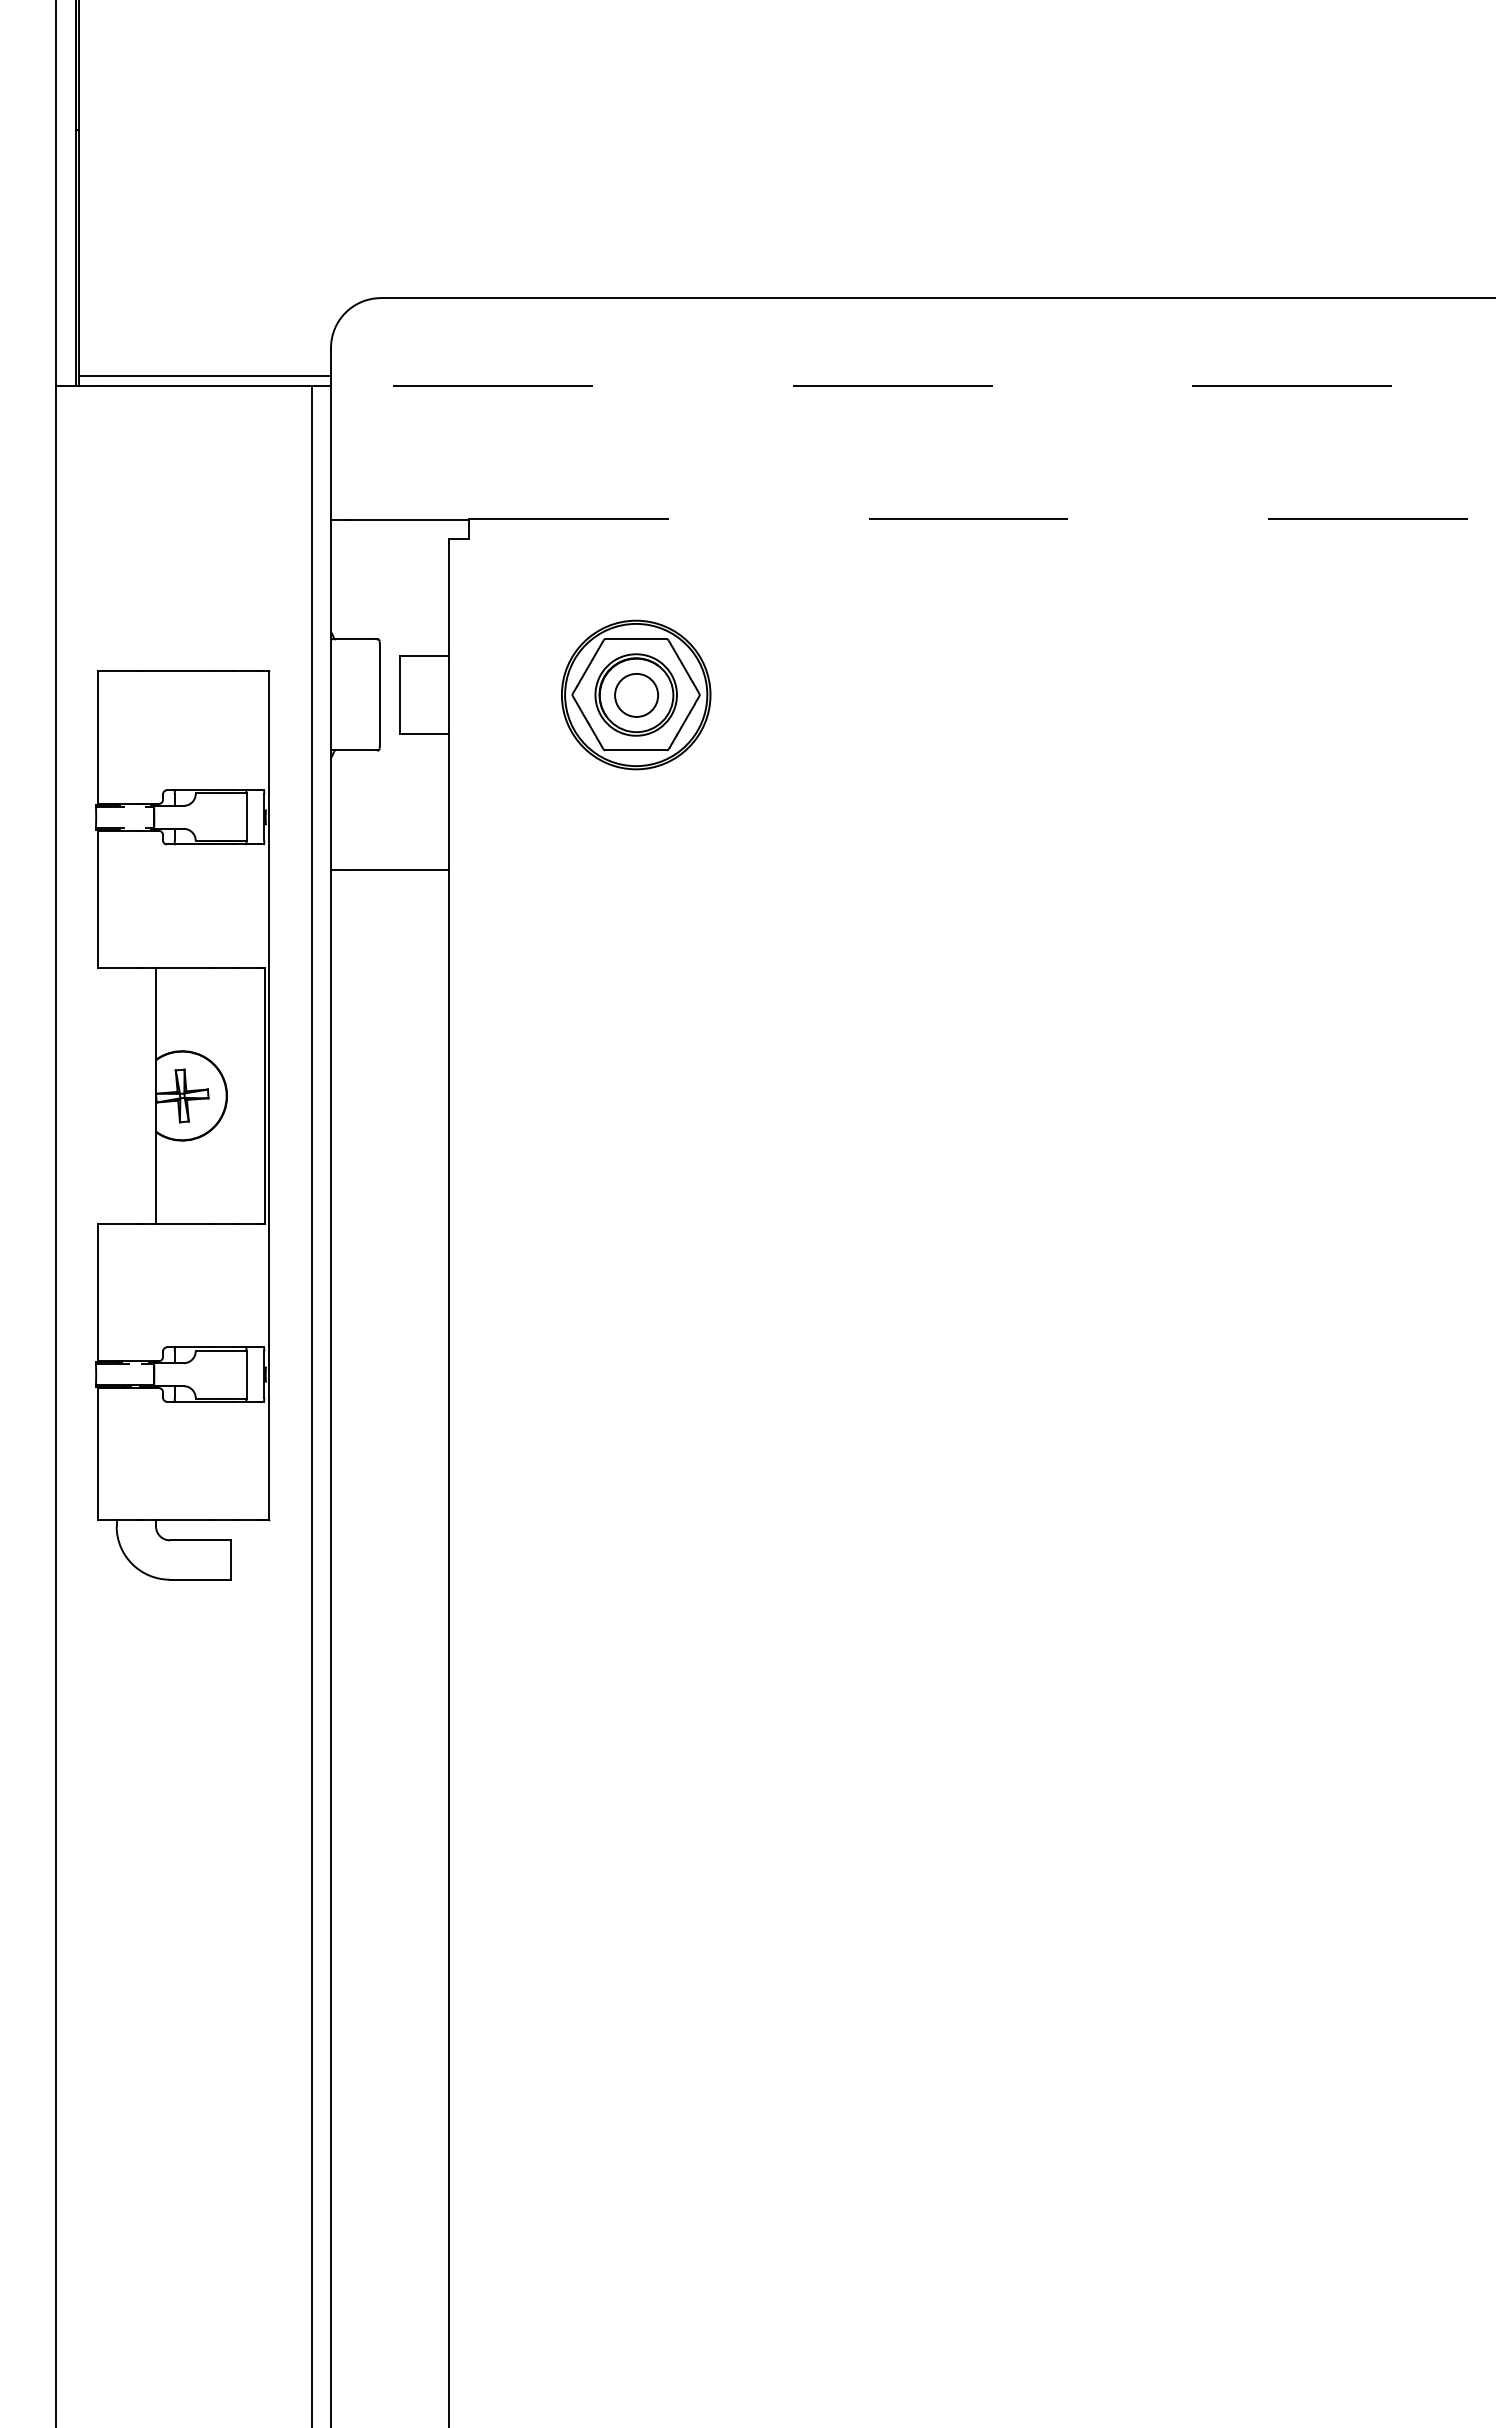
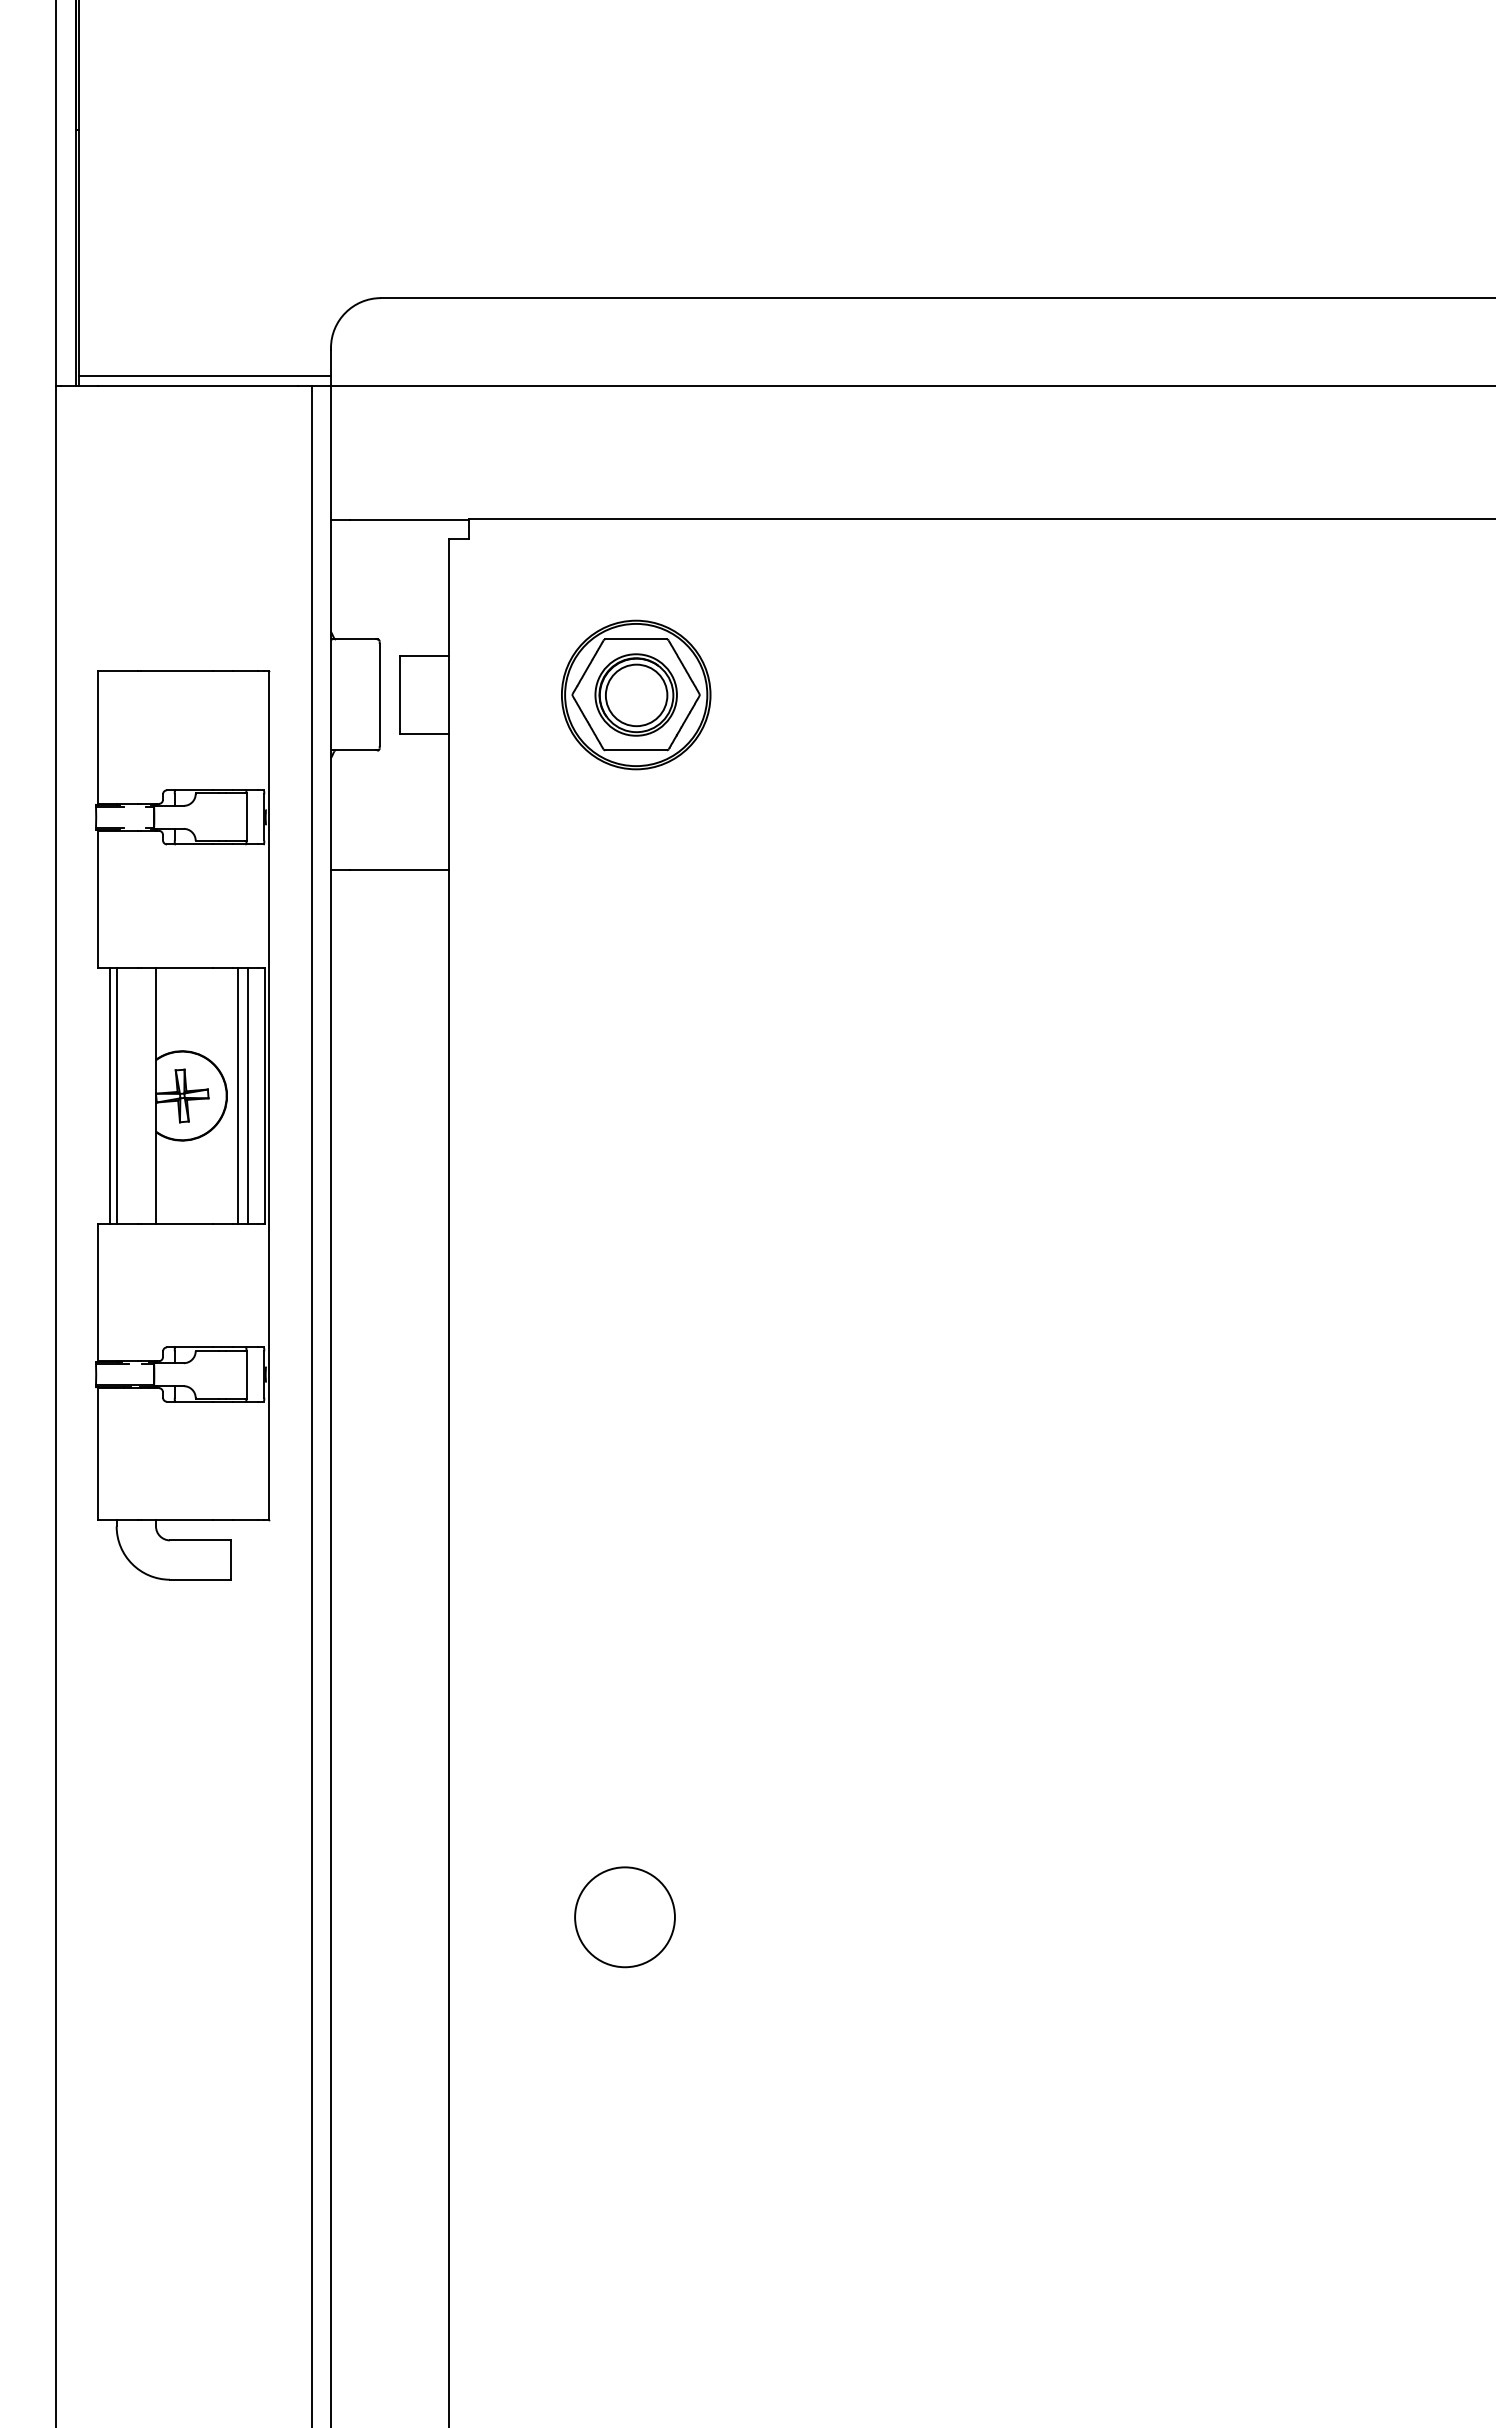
line: dashed -> solid (913, 385)
line: dashed -> solid (982, 519)
circle diameter: 43 px -> 62 px (636, 695)
line: none -> present (110, 1095)
line: none -> present (116, 1095)
line: none -> present (238, 1095)
line: none -> present (247, 1095)
circle: none -> present (624, 1917)
